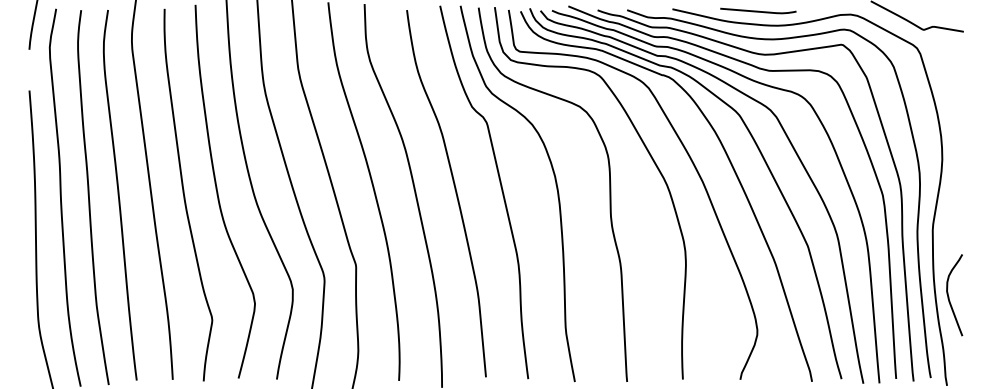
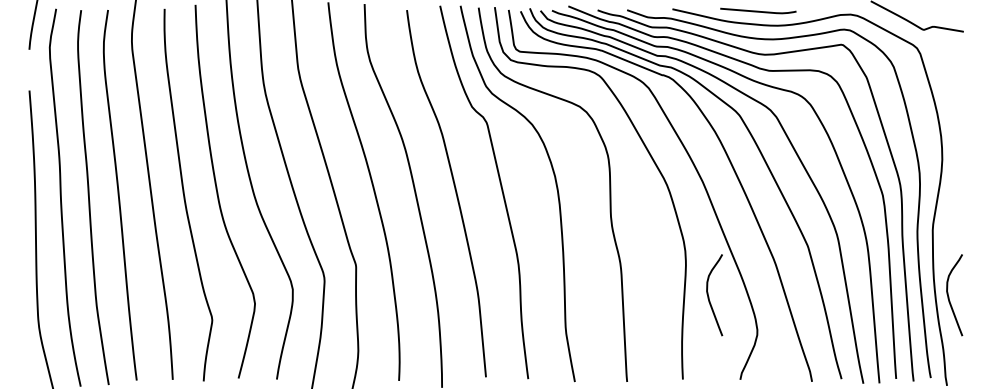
curve: none -> present (709, 296)
